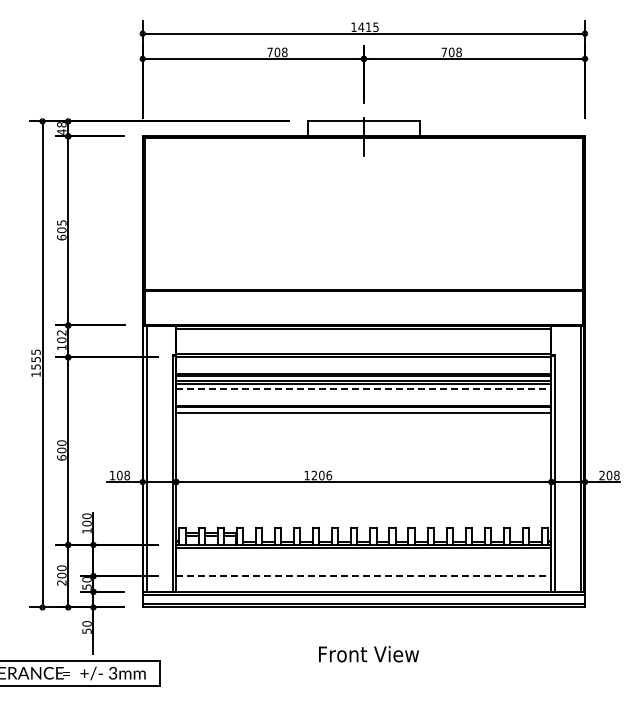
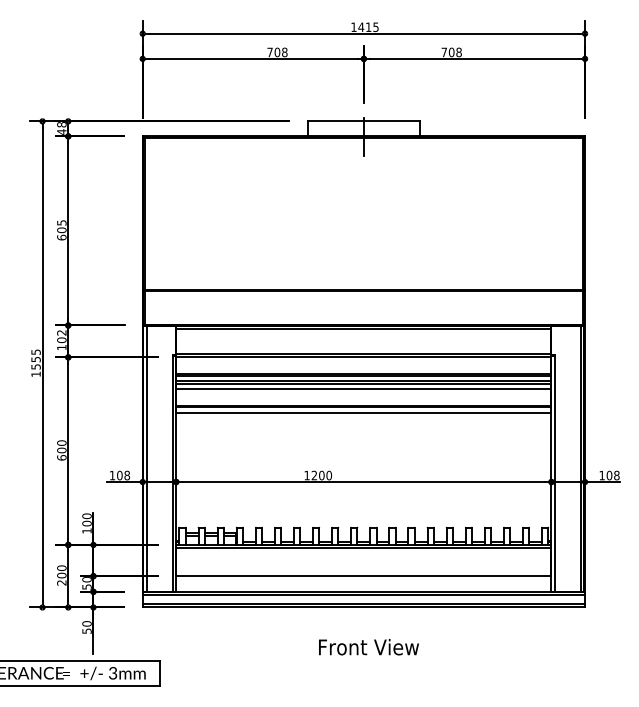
line: dashed -> solid (364, 389)
text: 1206 -> 1200 (329, 474)
text: 208 -> 108 (601, 475)
line: dashed -> solid (364, 576)
text position: (368, 654) -> (368, 647) (368, 647)
